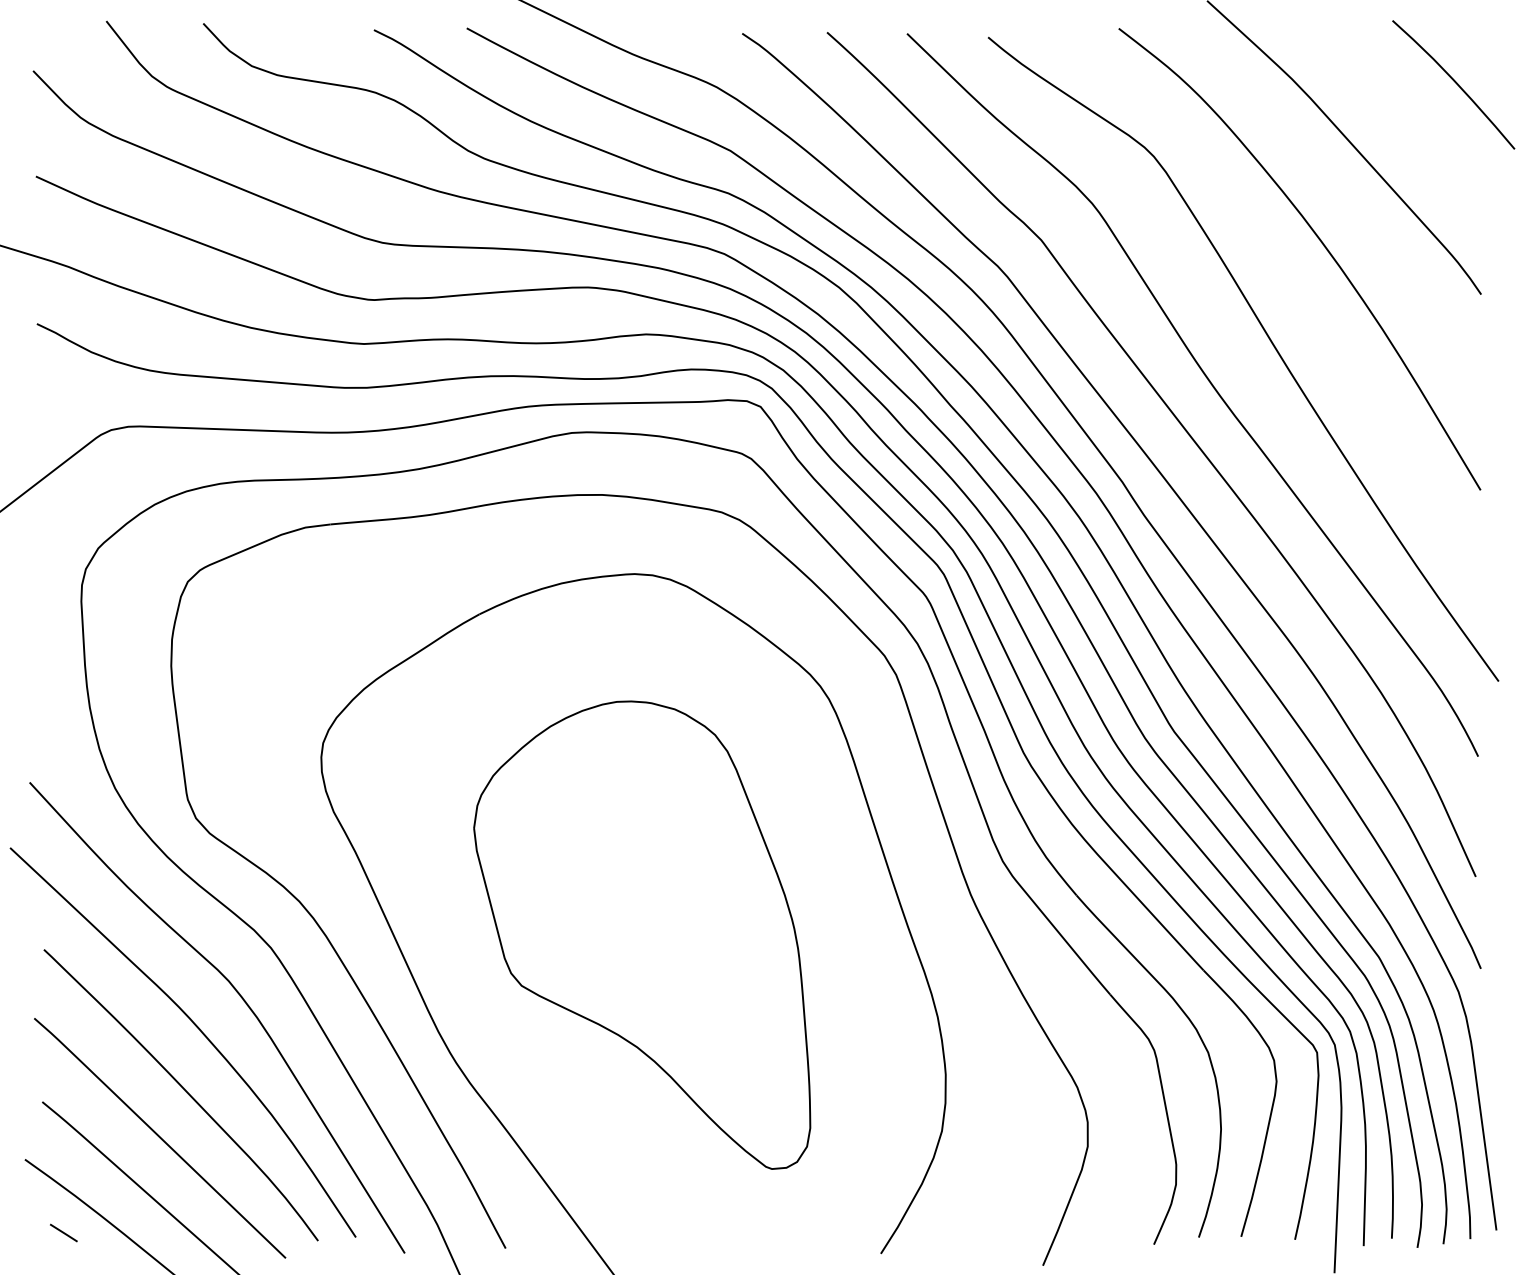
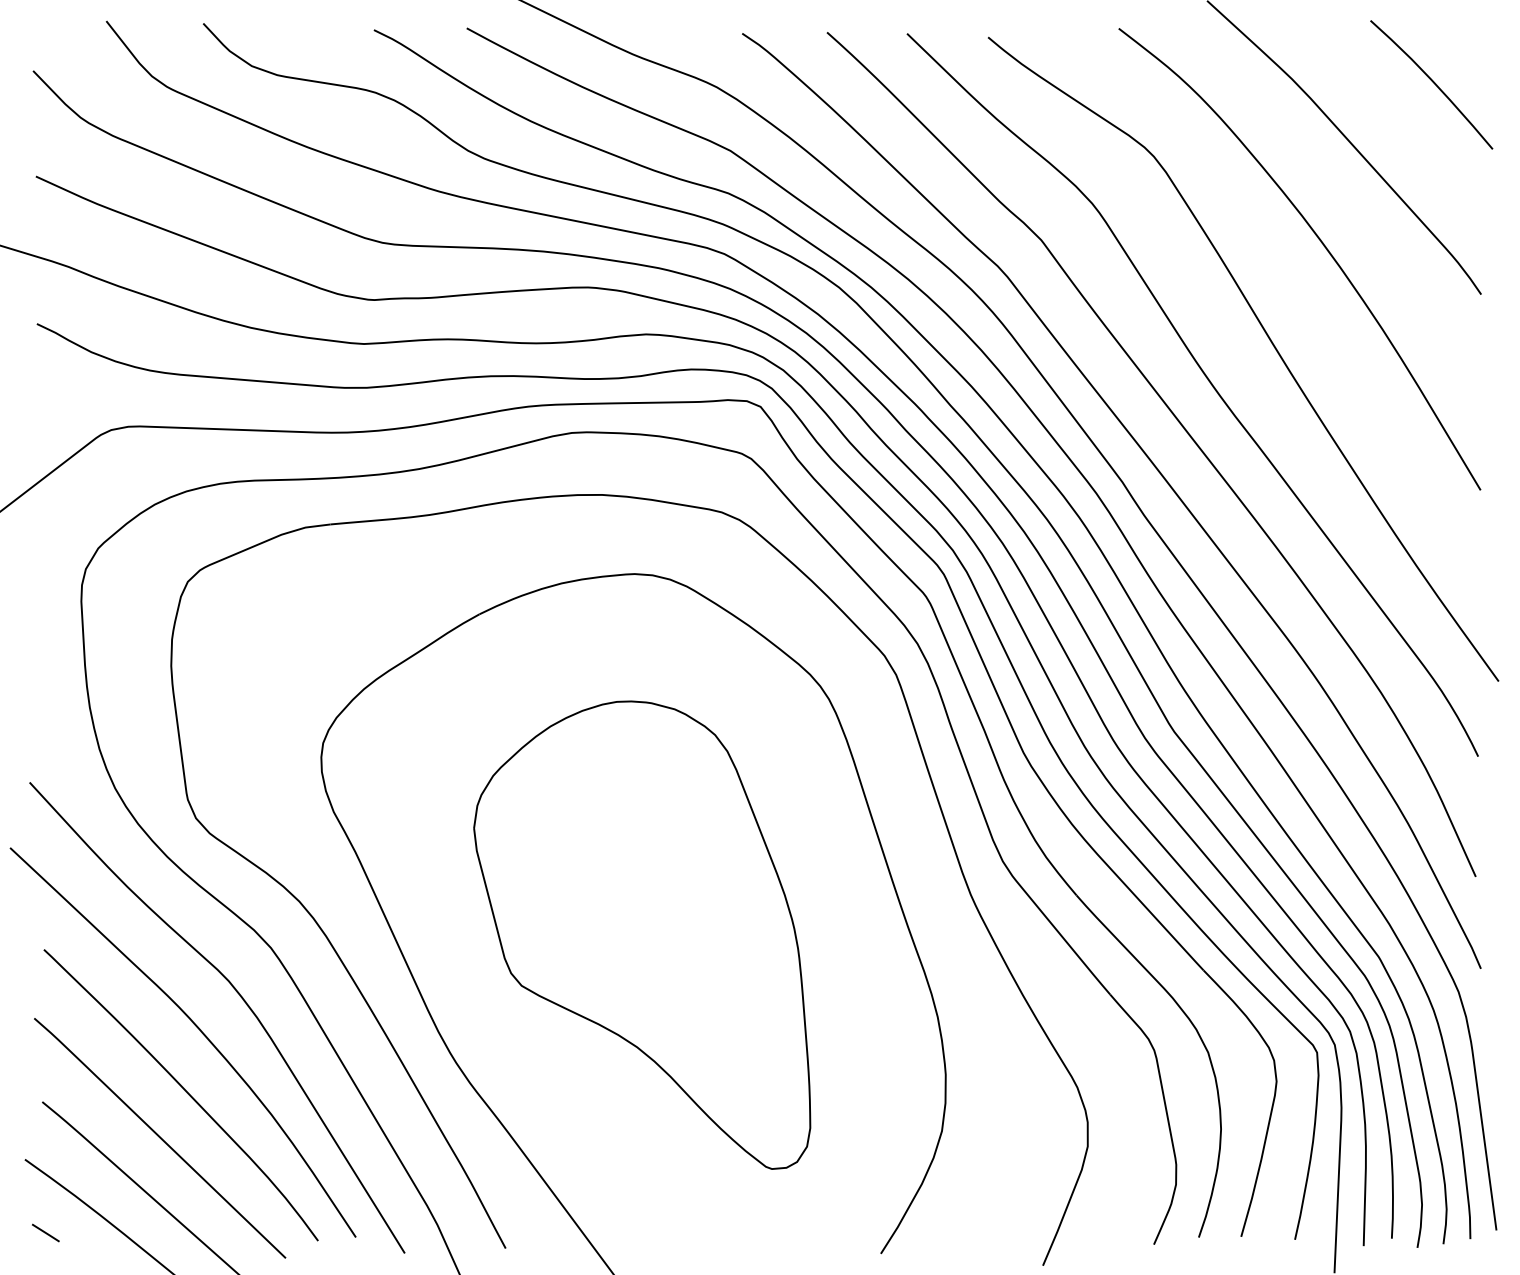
curve position: (1454, 82) -> (1432, 82) (1432, 82)
line position: (63, 1232) -> (45, 1232) (45, 1232)
